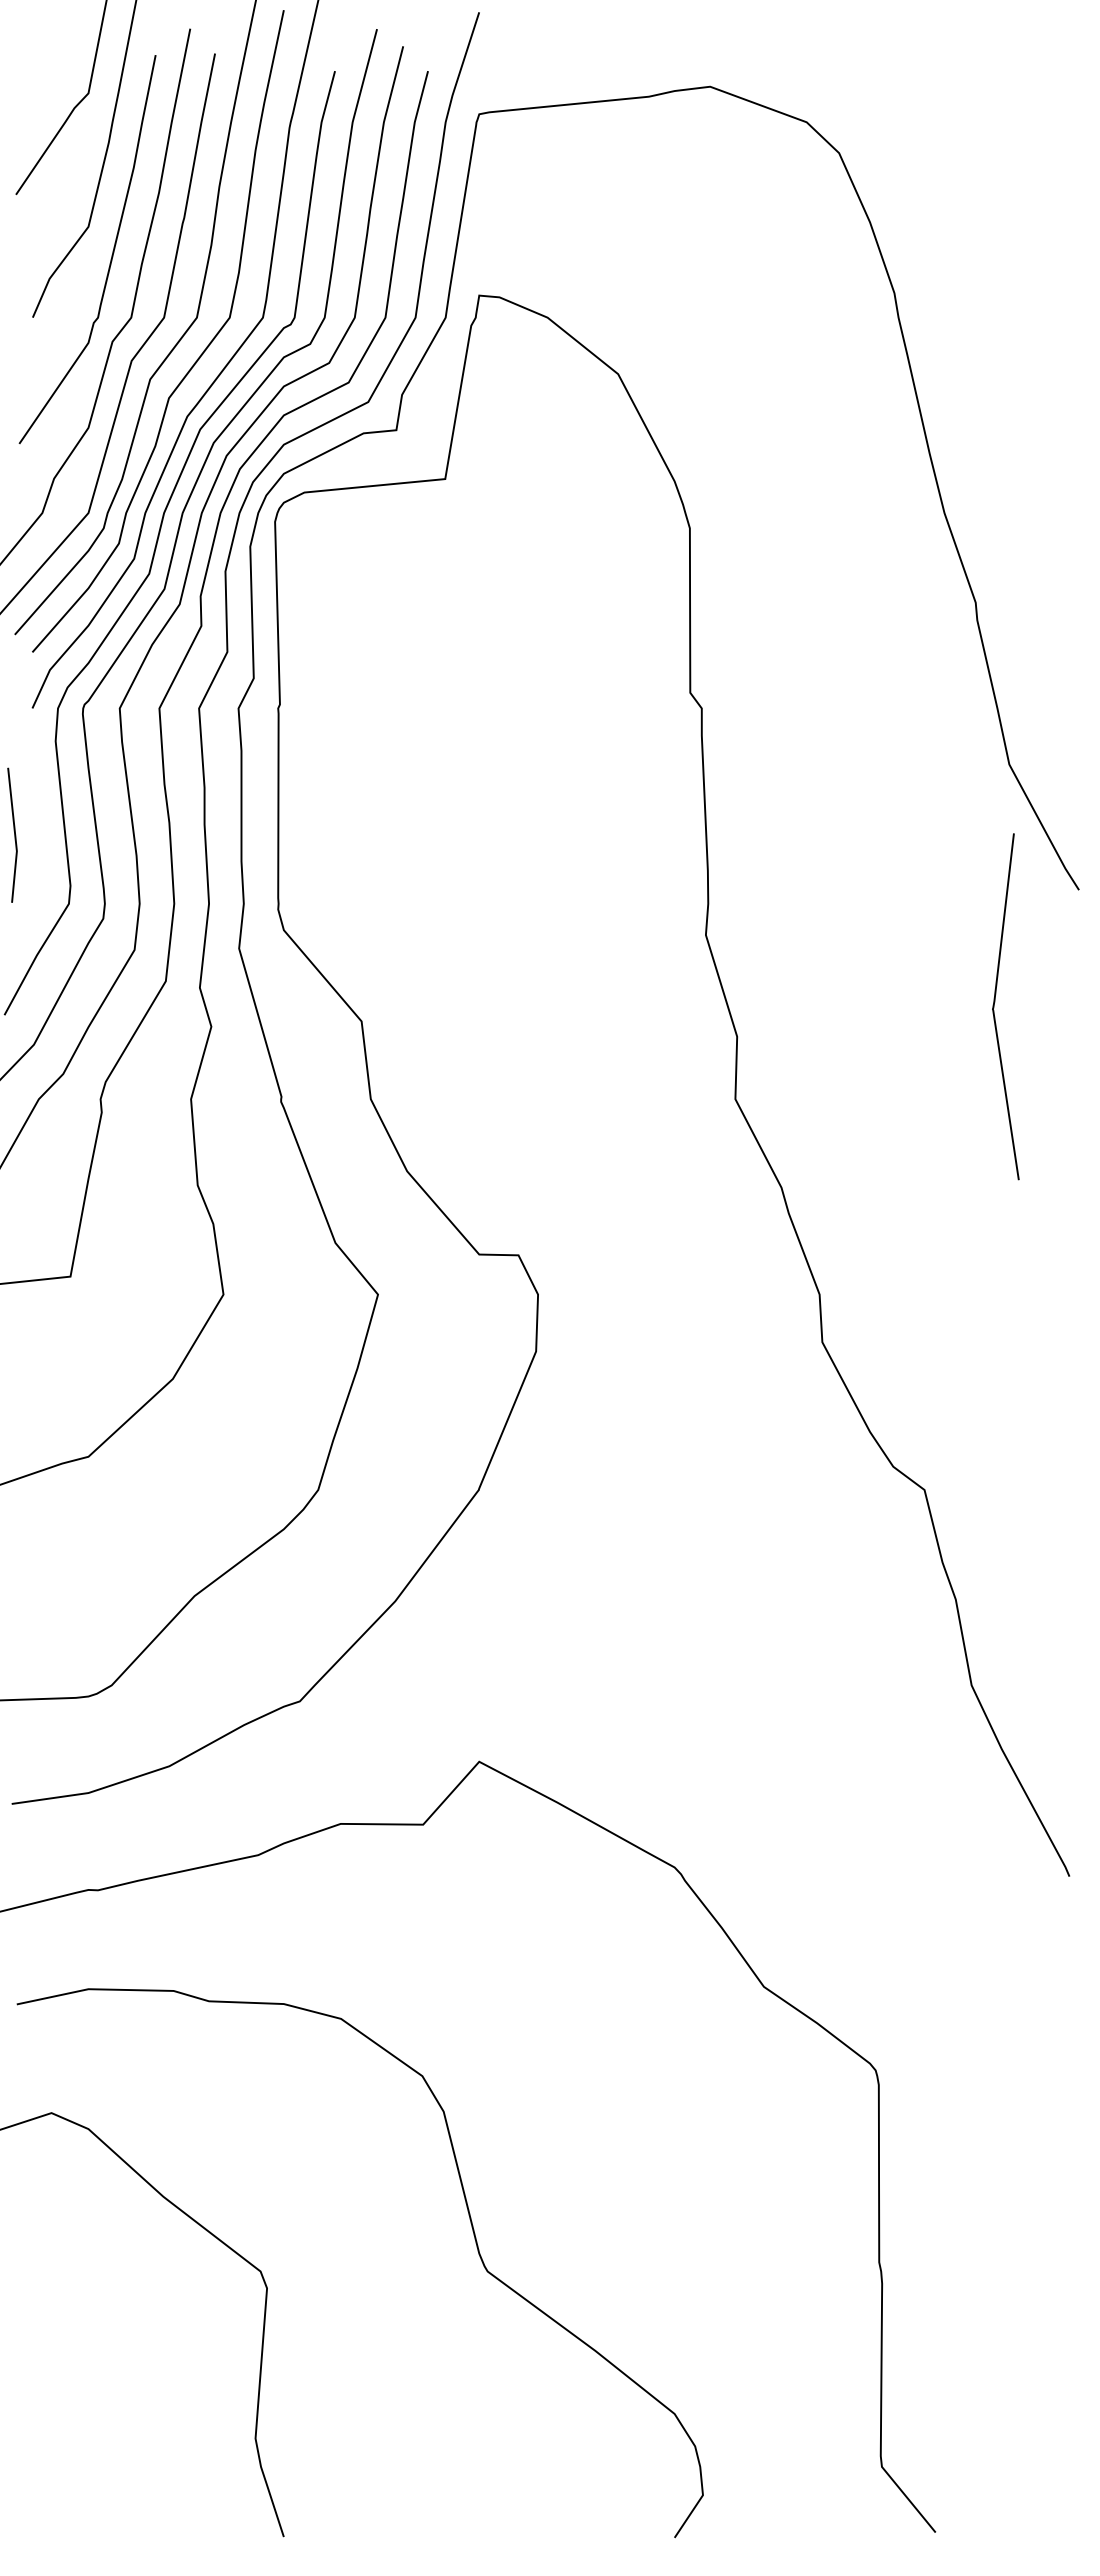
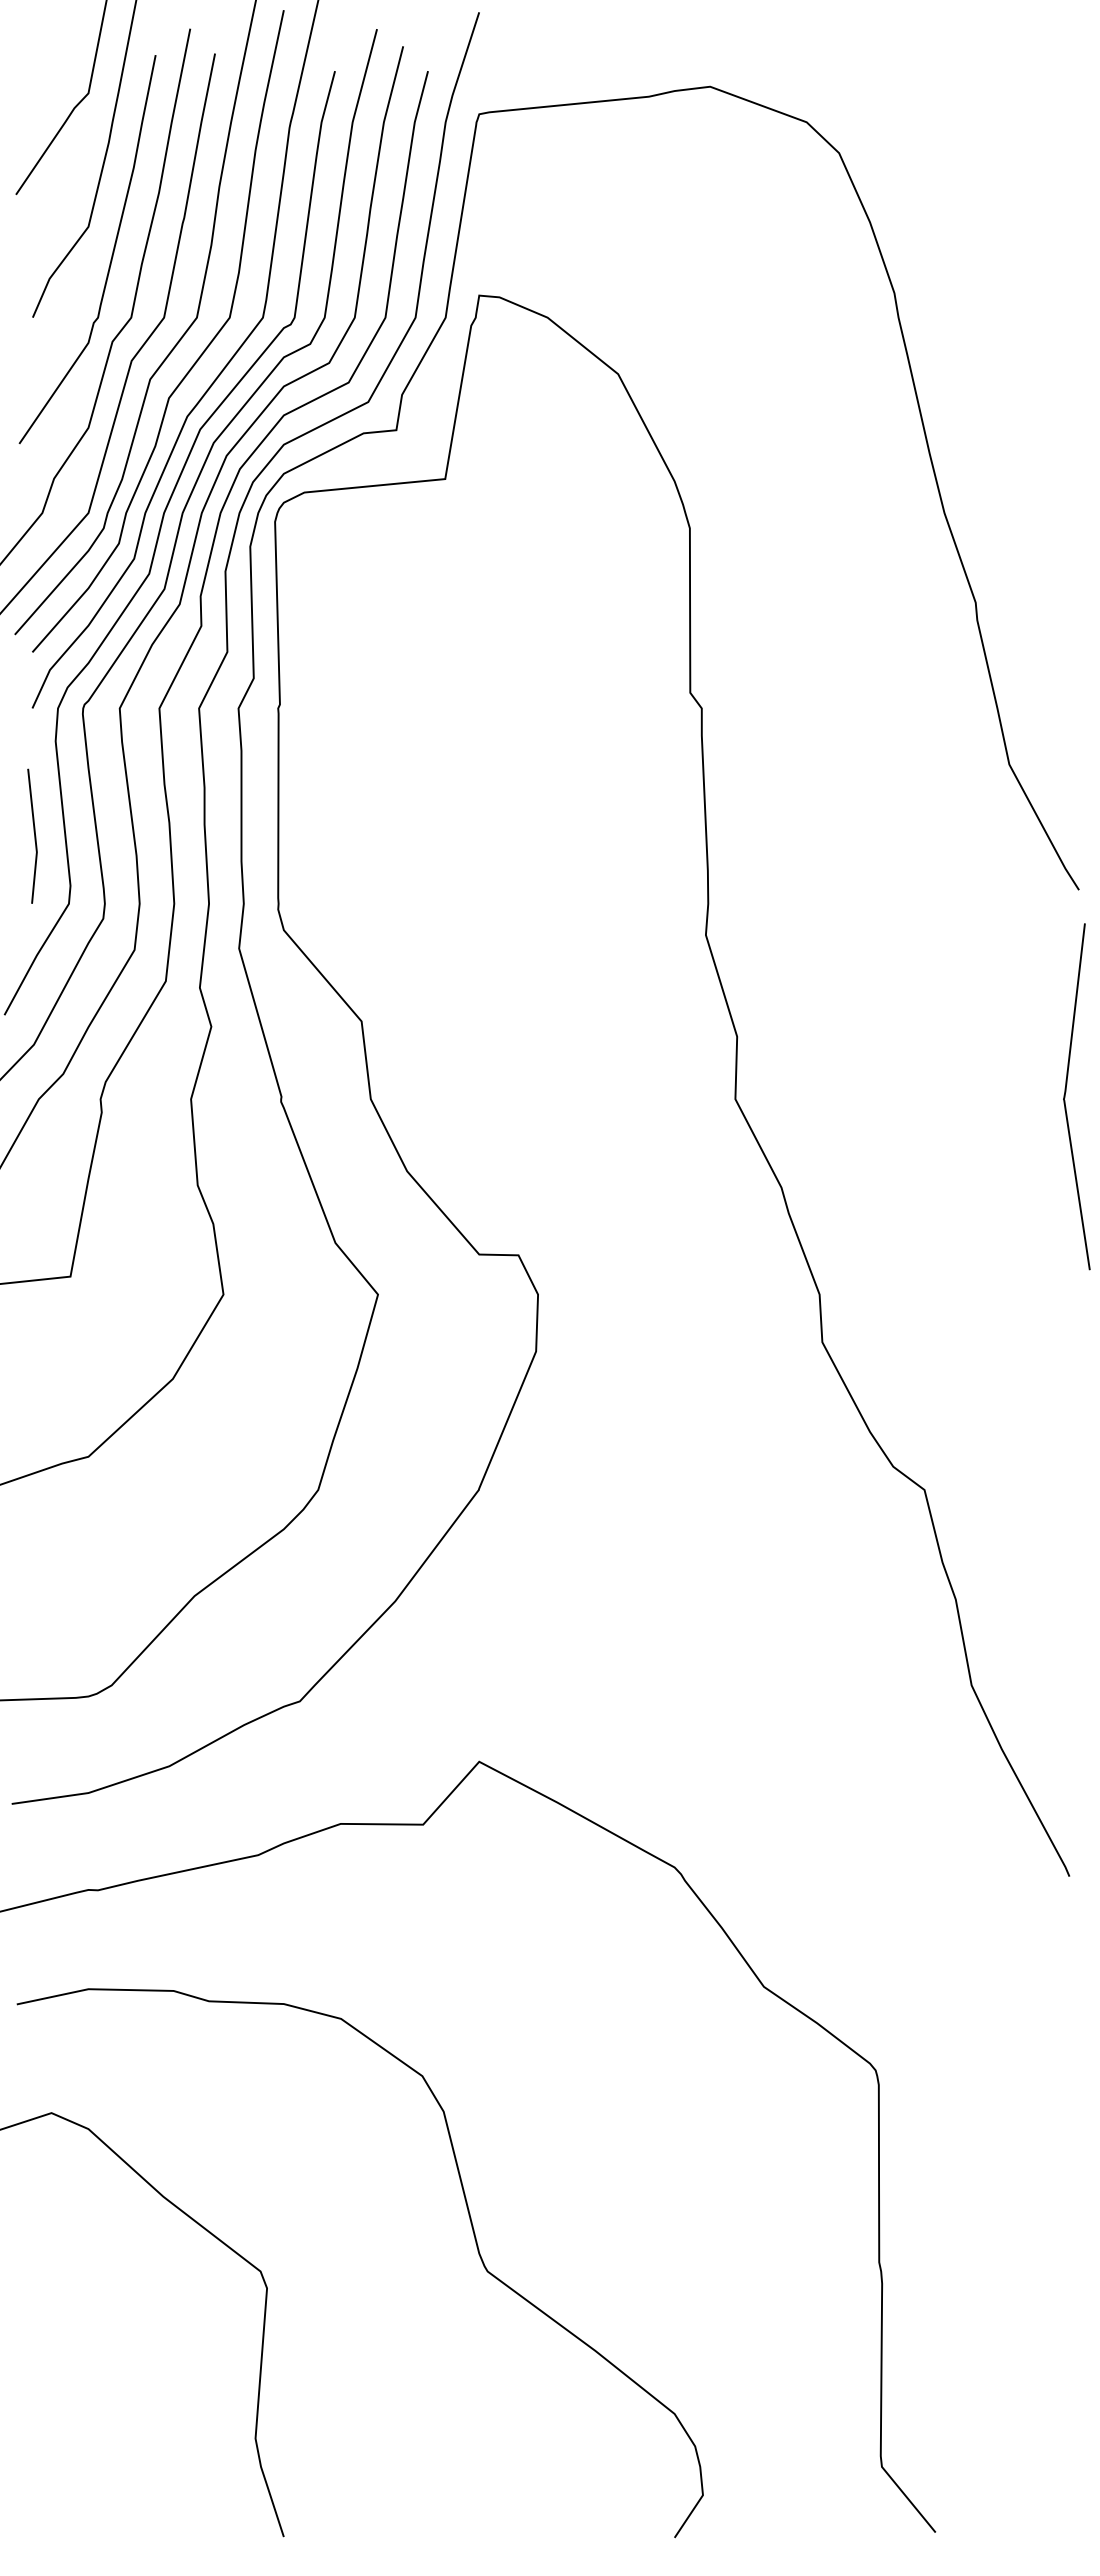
line position: (14, 834) -> (34, 835) (34, 835)
curve position: (995, 1002) -> (1066, 1092) (1066, 1092)
